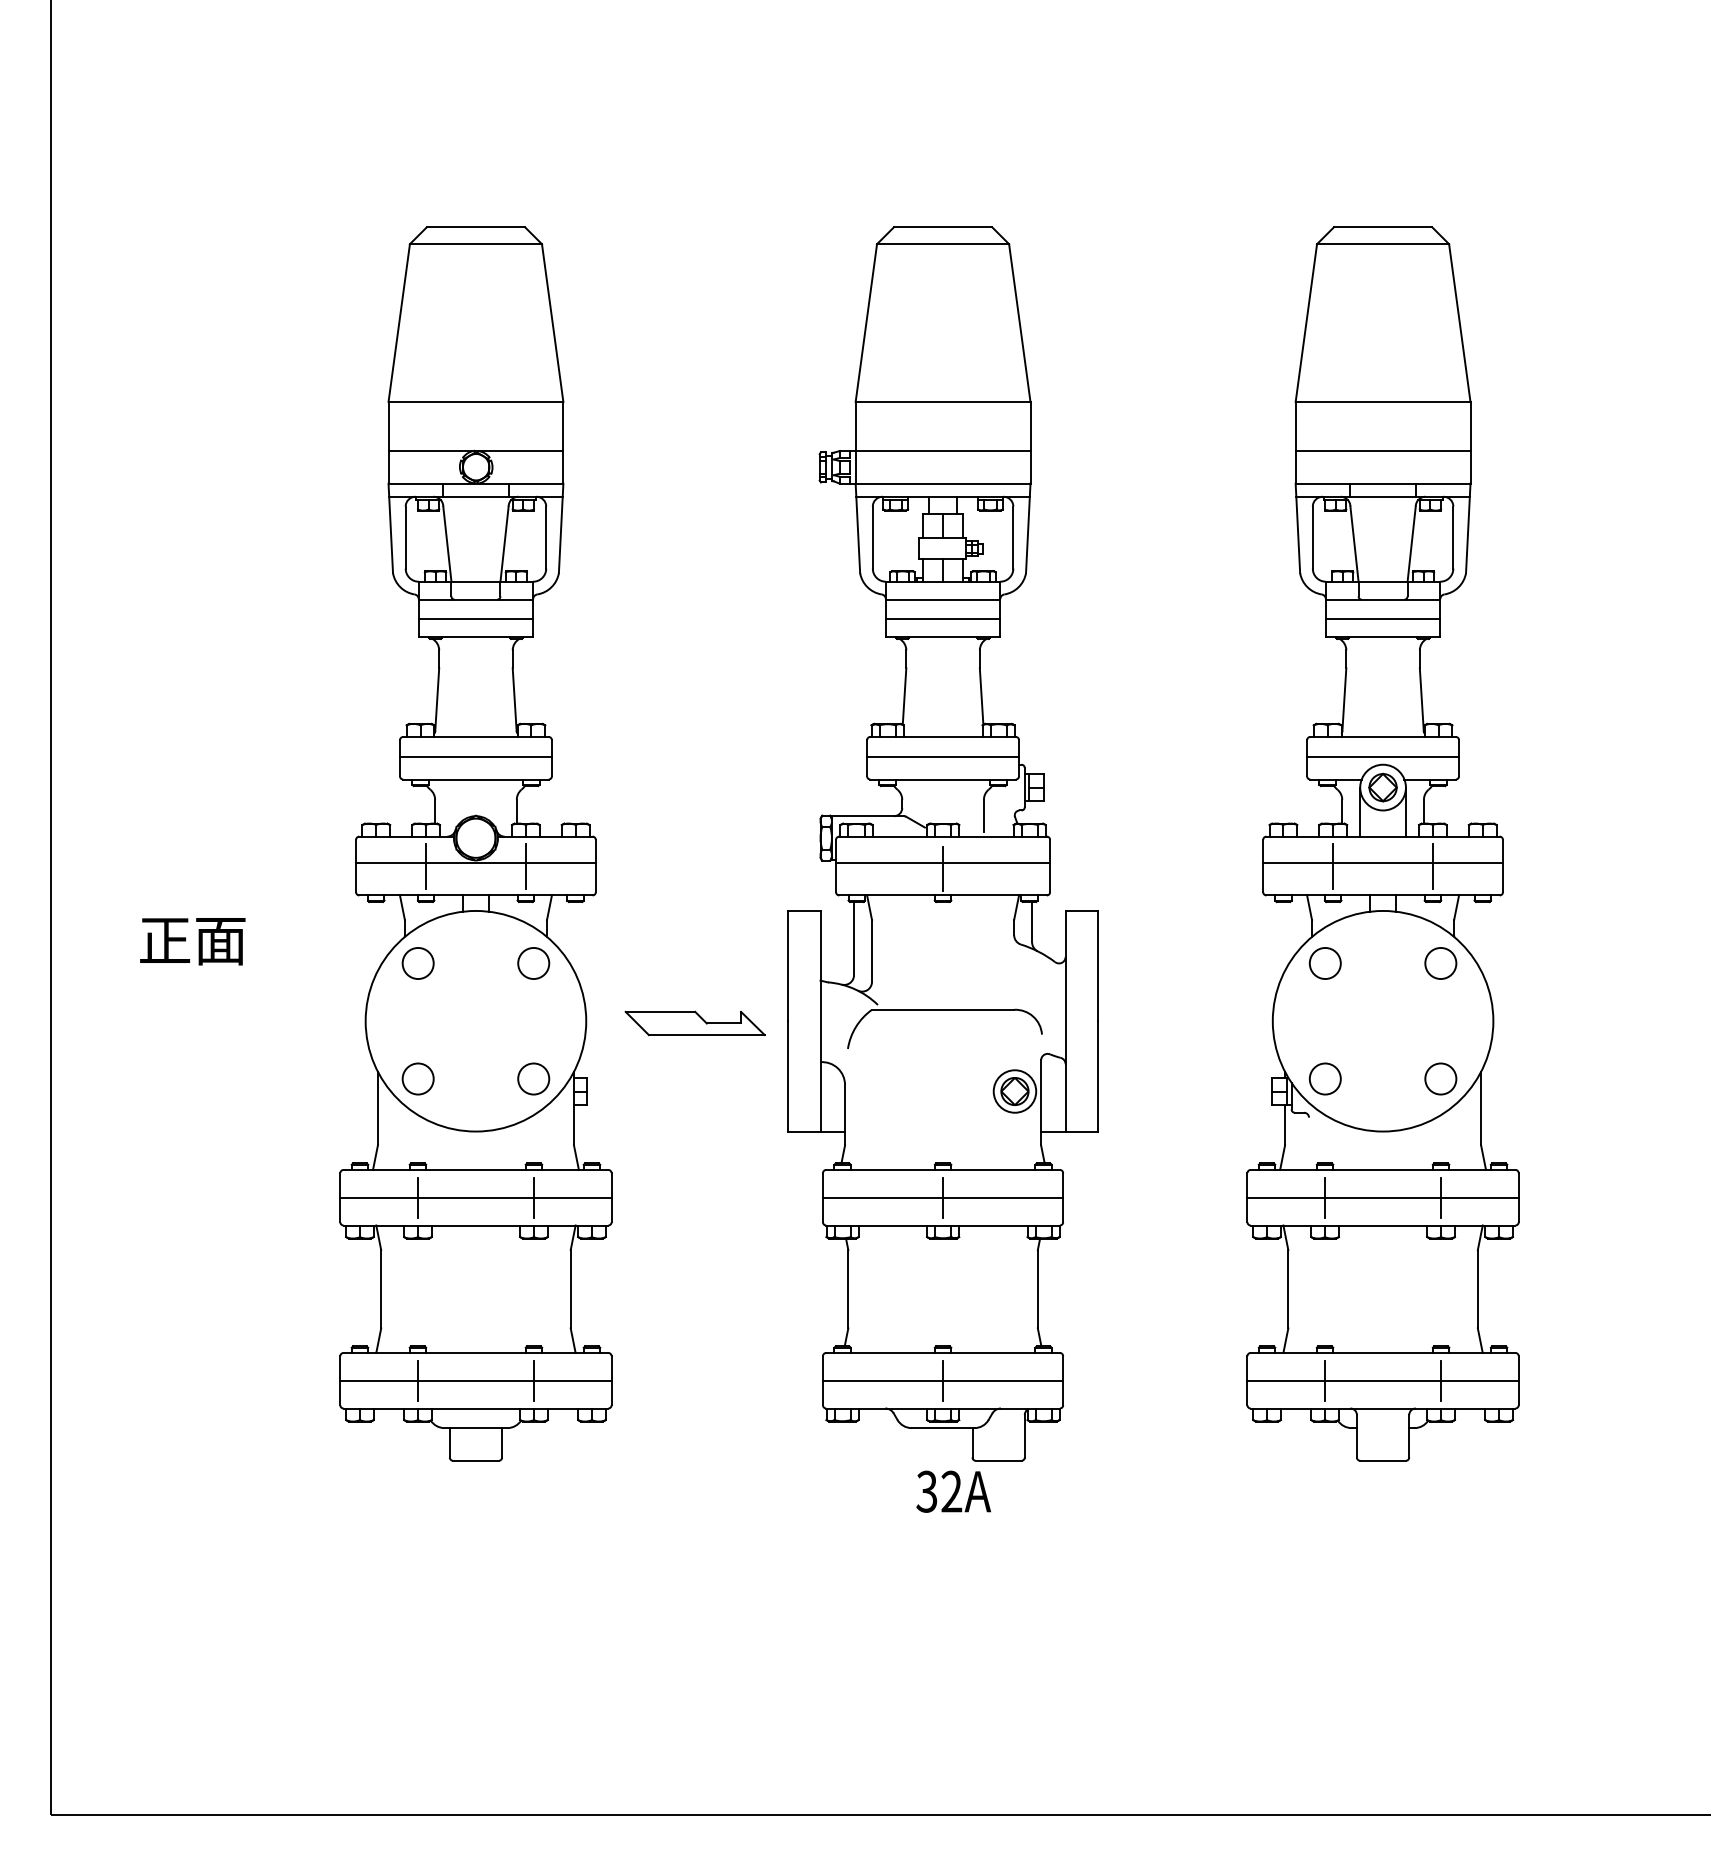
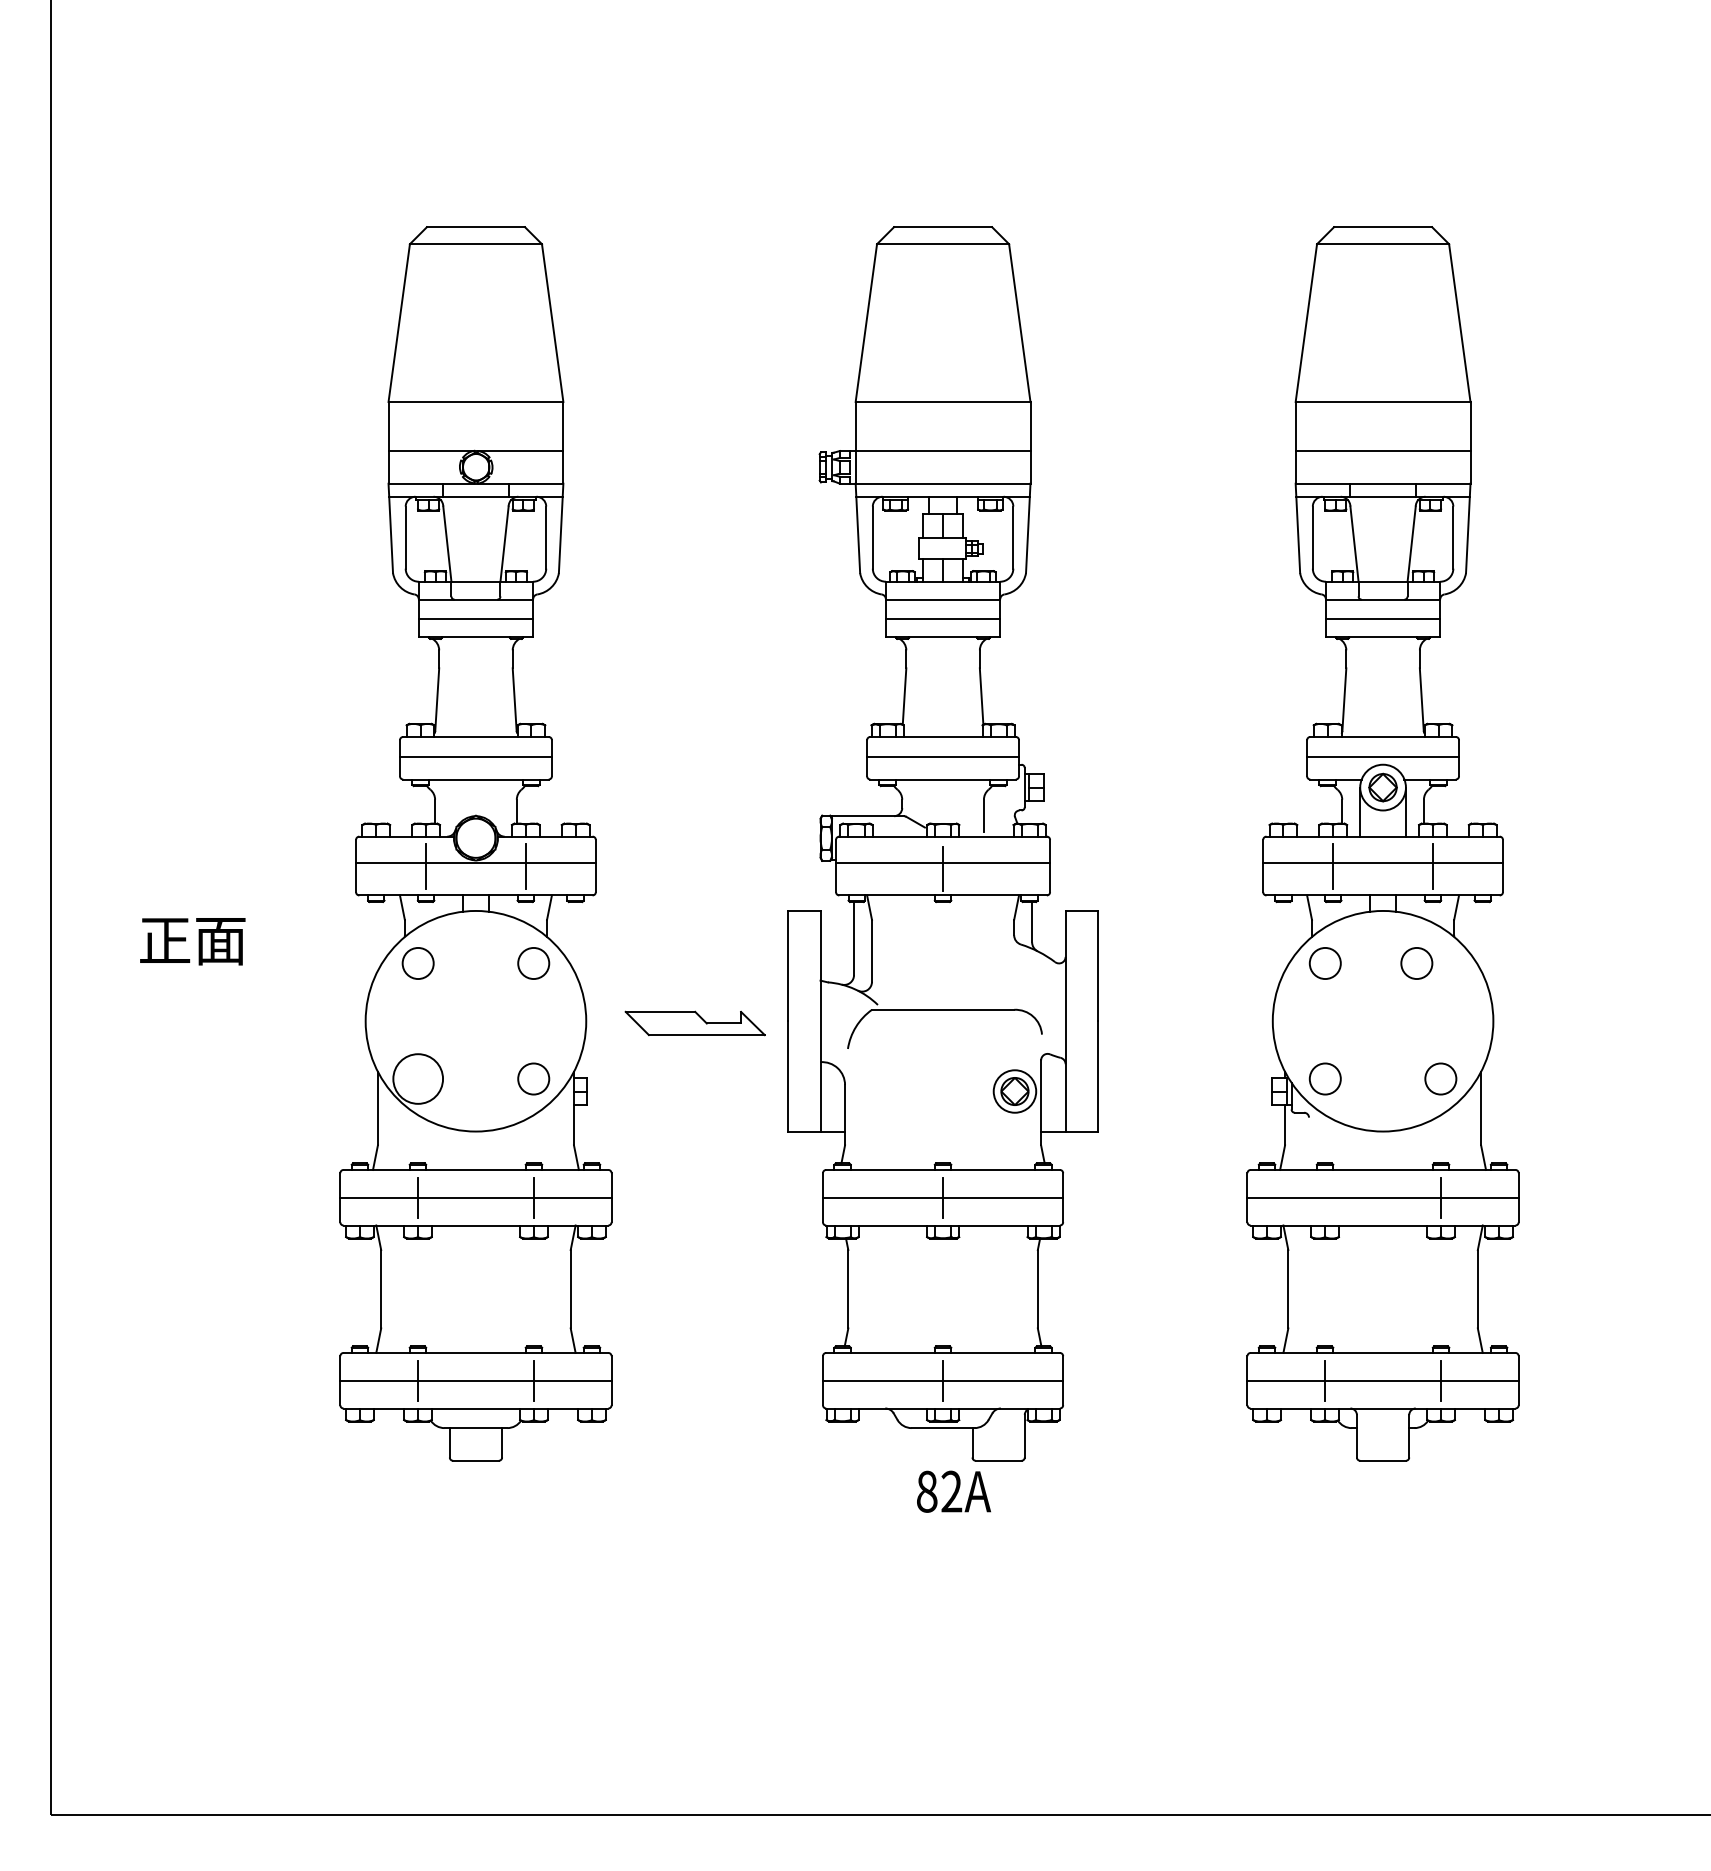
circle position: (1440, 963) -> (1416, 963) (1416, 963)
circle diameter: 31 px -> 50 px (418, 1078)
line: present -> none (1325, 1197)
text: 32A -> 82A (926, 1491)
